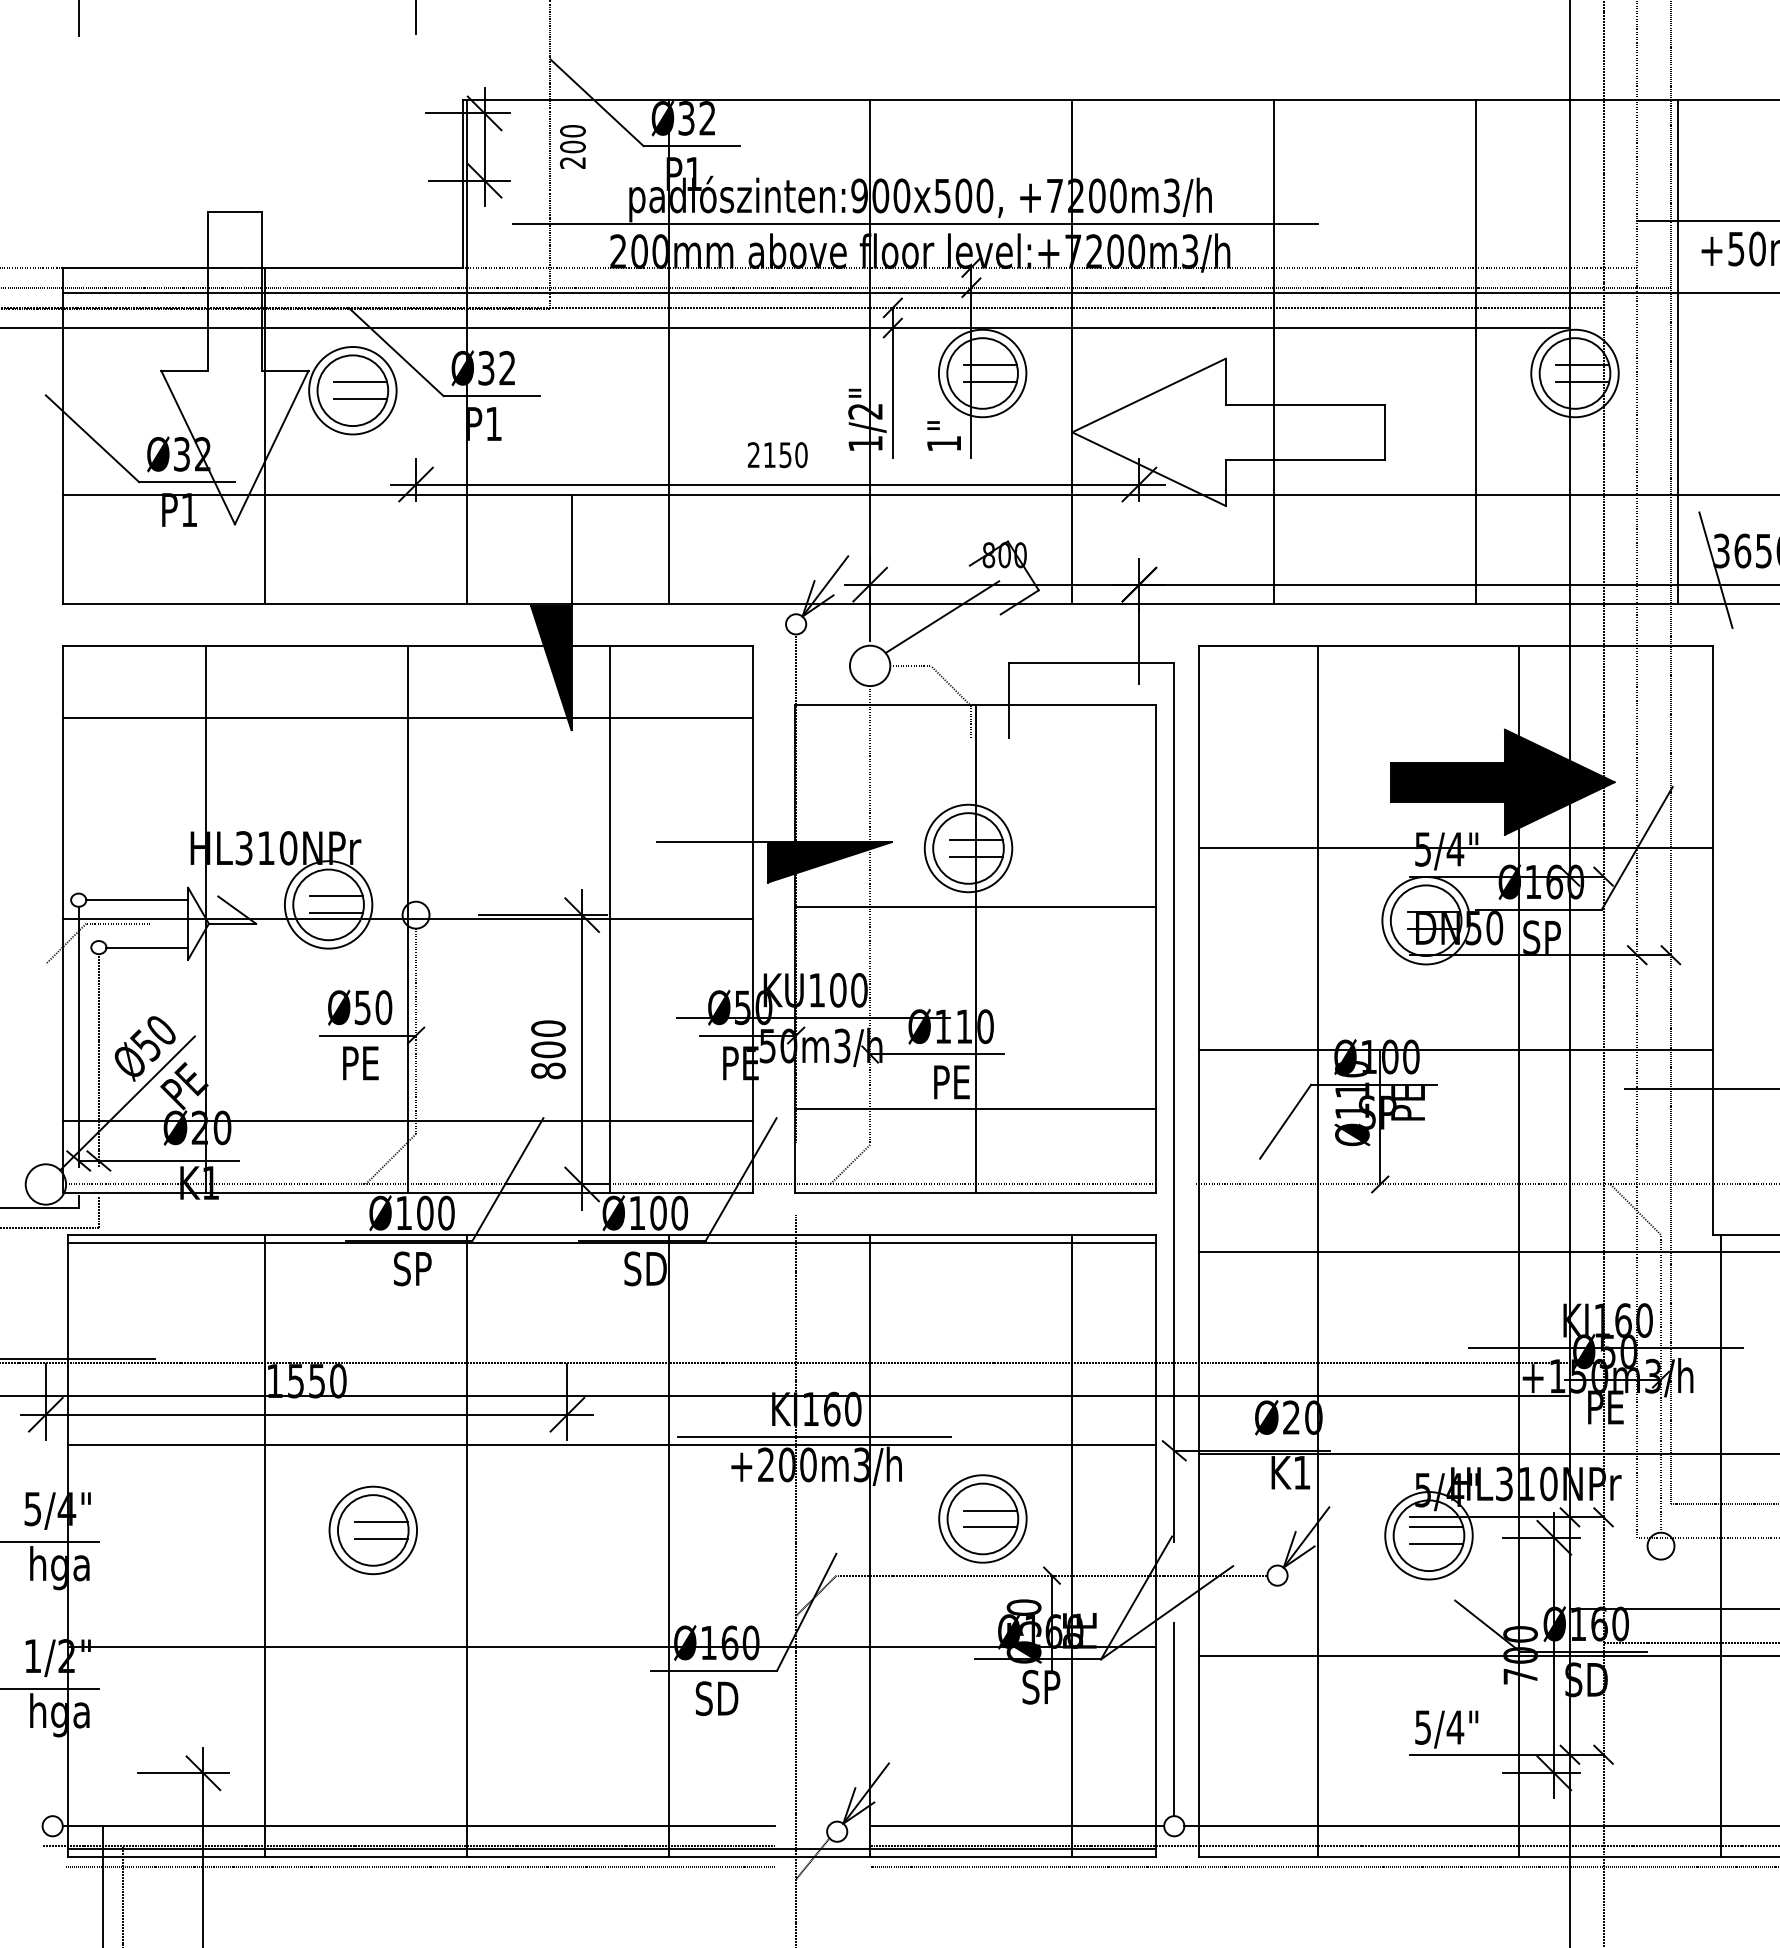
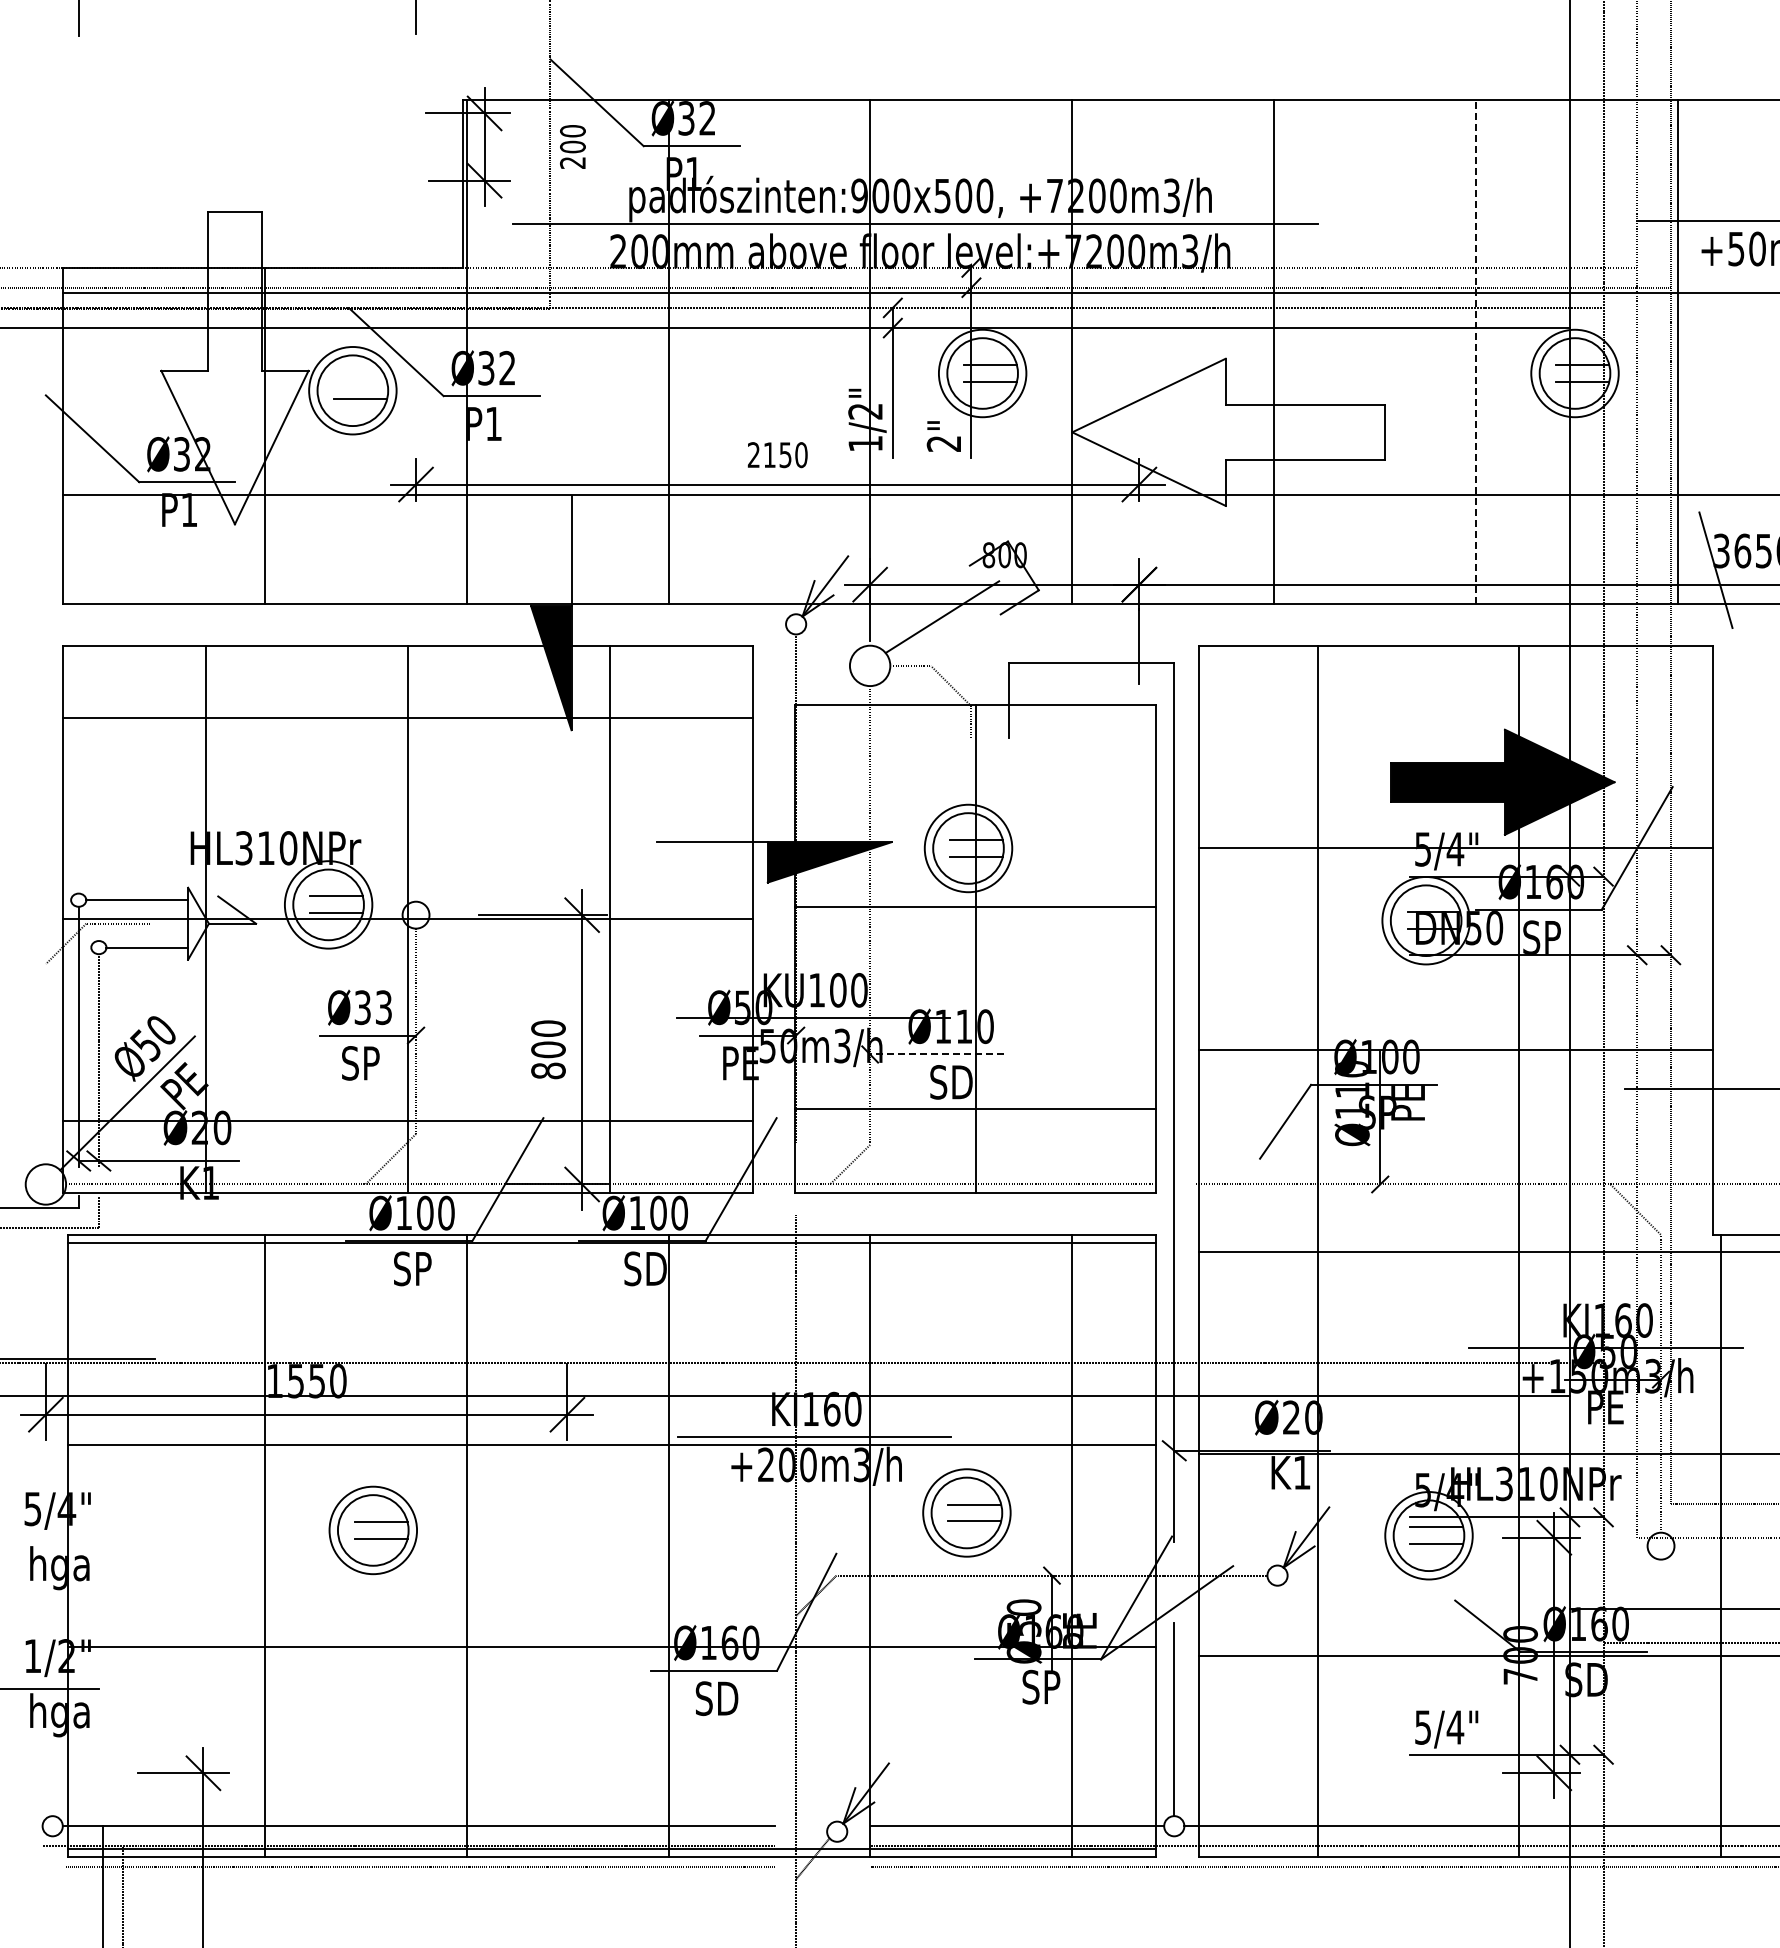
line: solid -> dashed (1476, 351)
line: present -> none (360, 382)
text: 1" -> 2" (943, 443)
text: Ø50 -> Ø33 (373, 1007)
line: solid -> dashed (937, 1054)
text: PE -> SP (360, 1063)
text: PE -> SD (951, 1082)
part position: (982, 1518) -> (966, 1512) (966, 1512)
line: present -> none (50, 1542)
